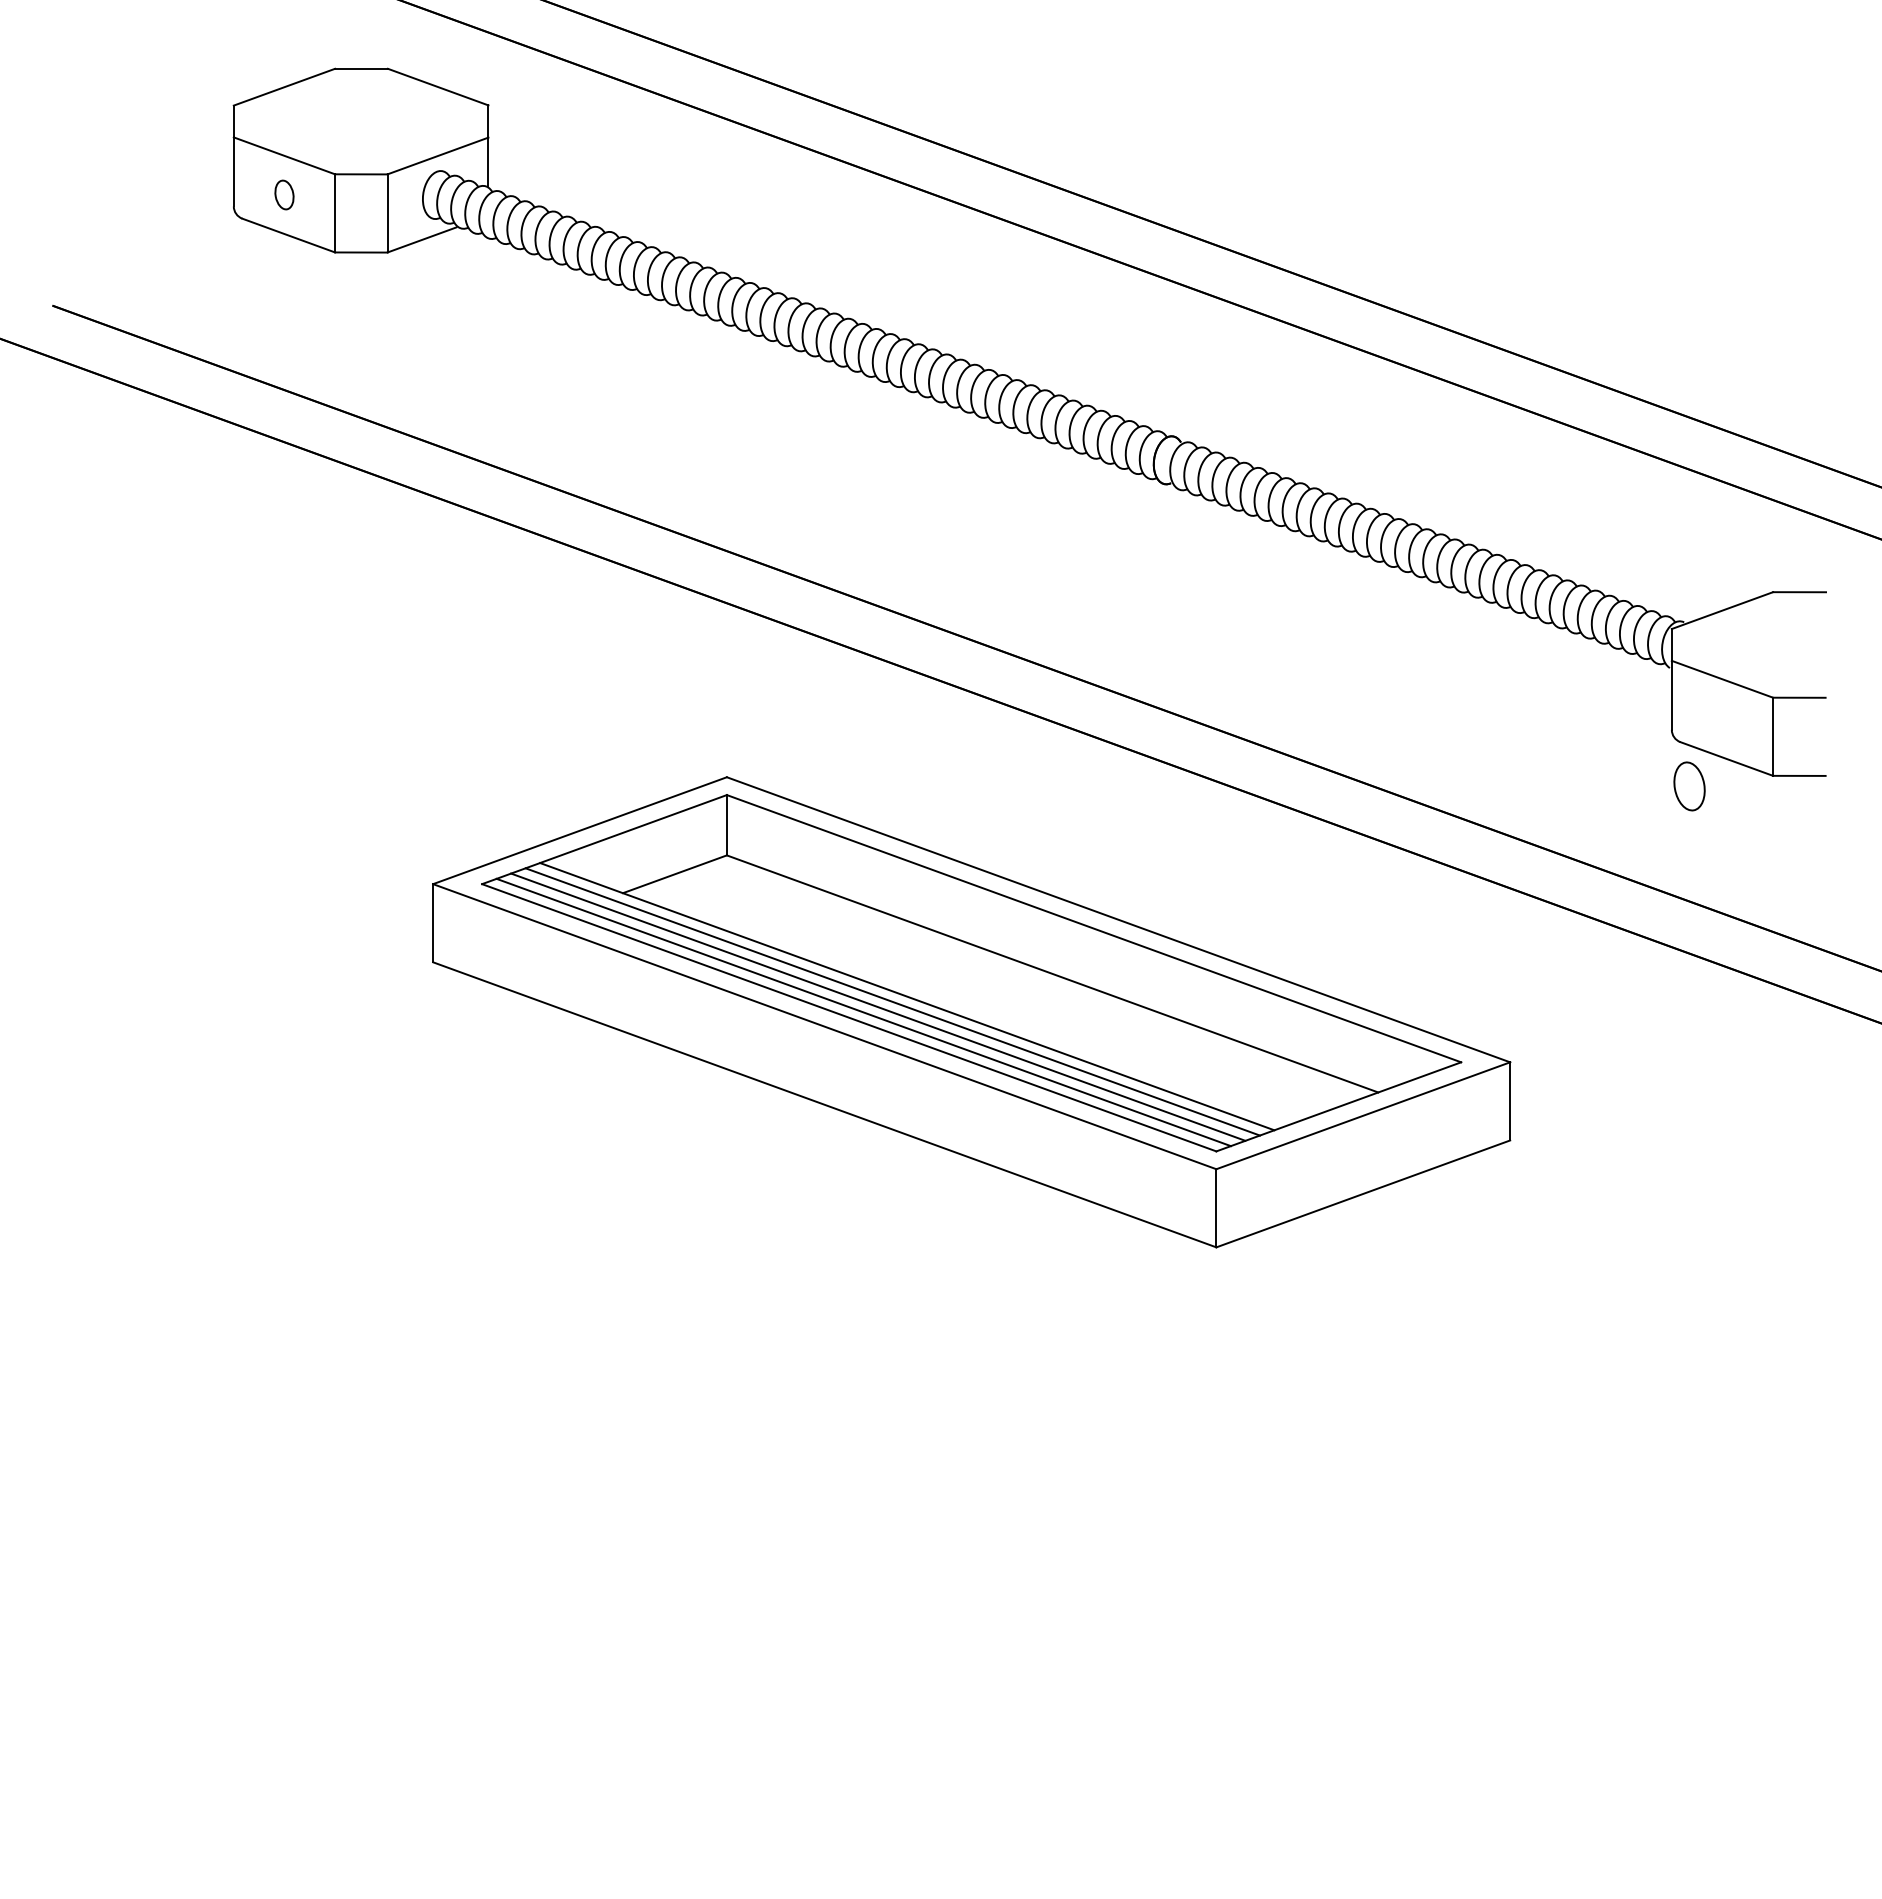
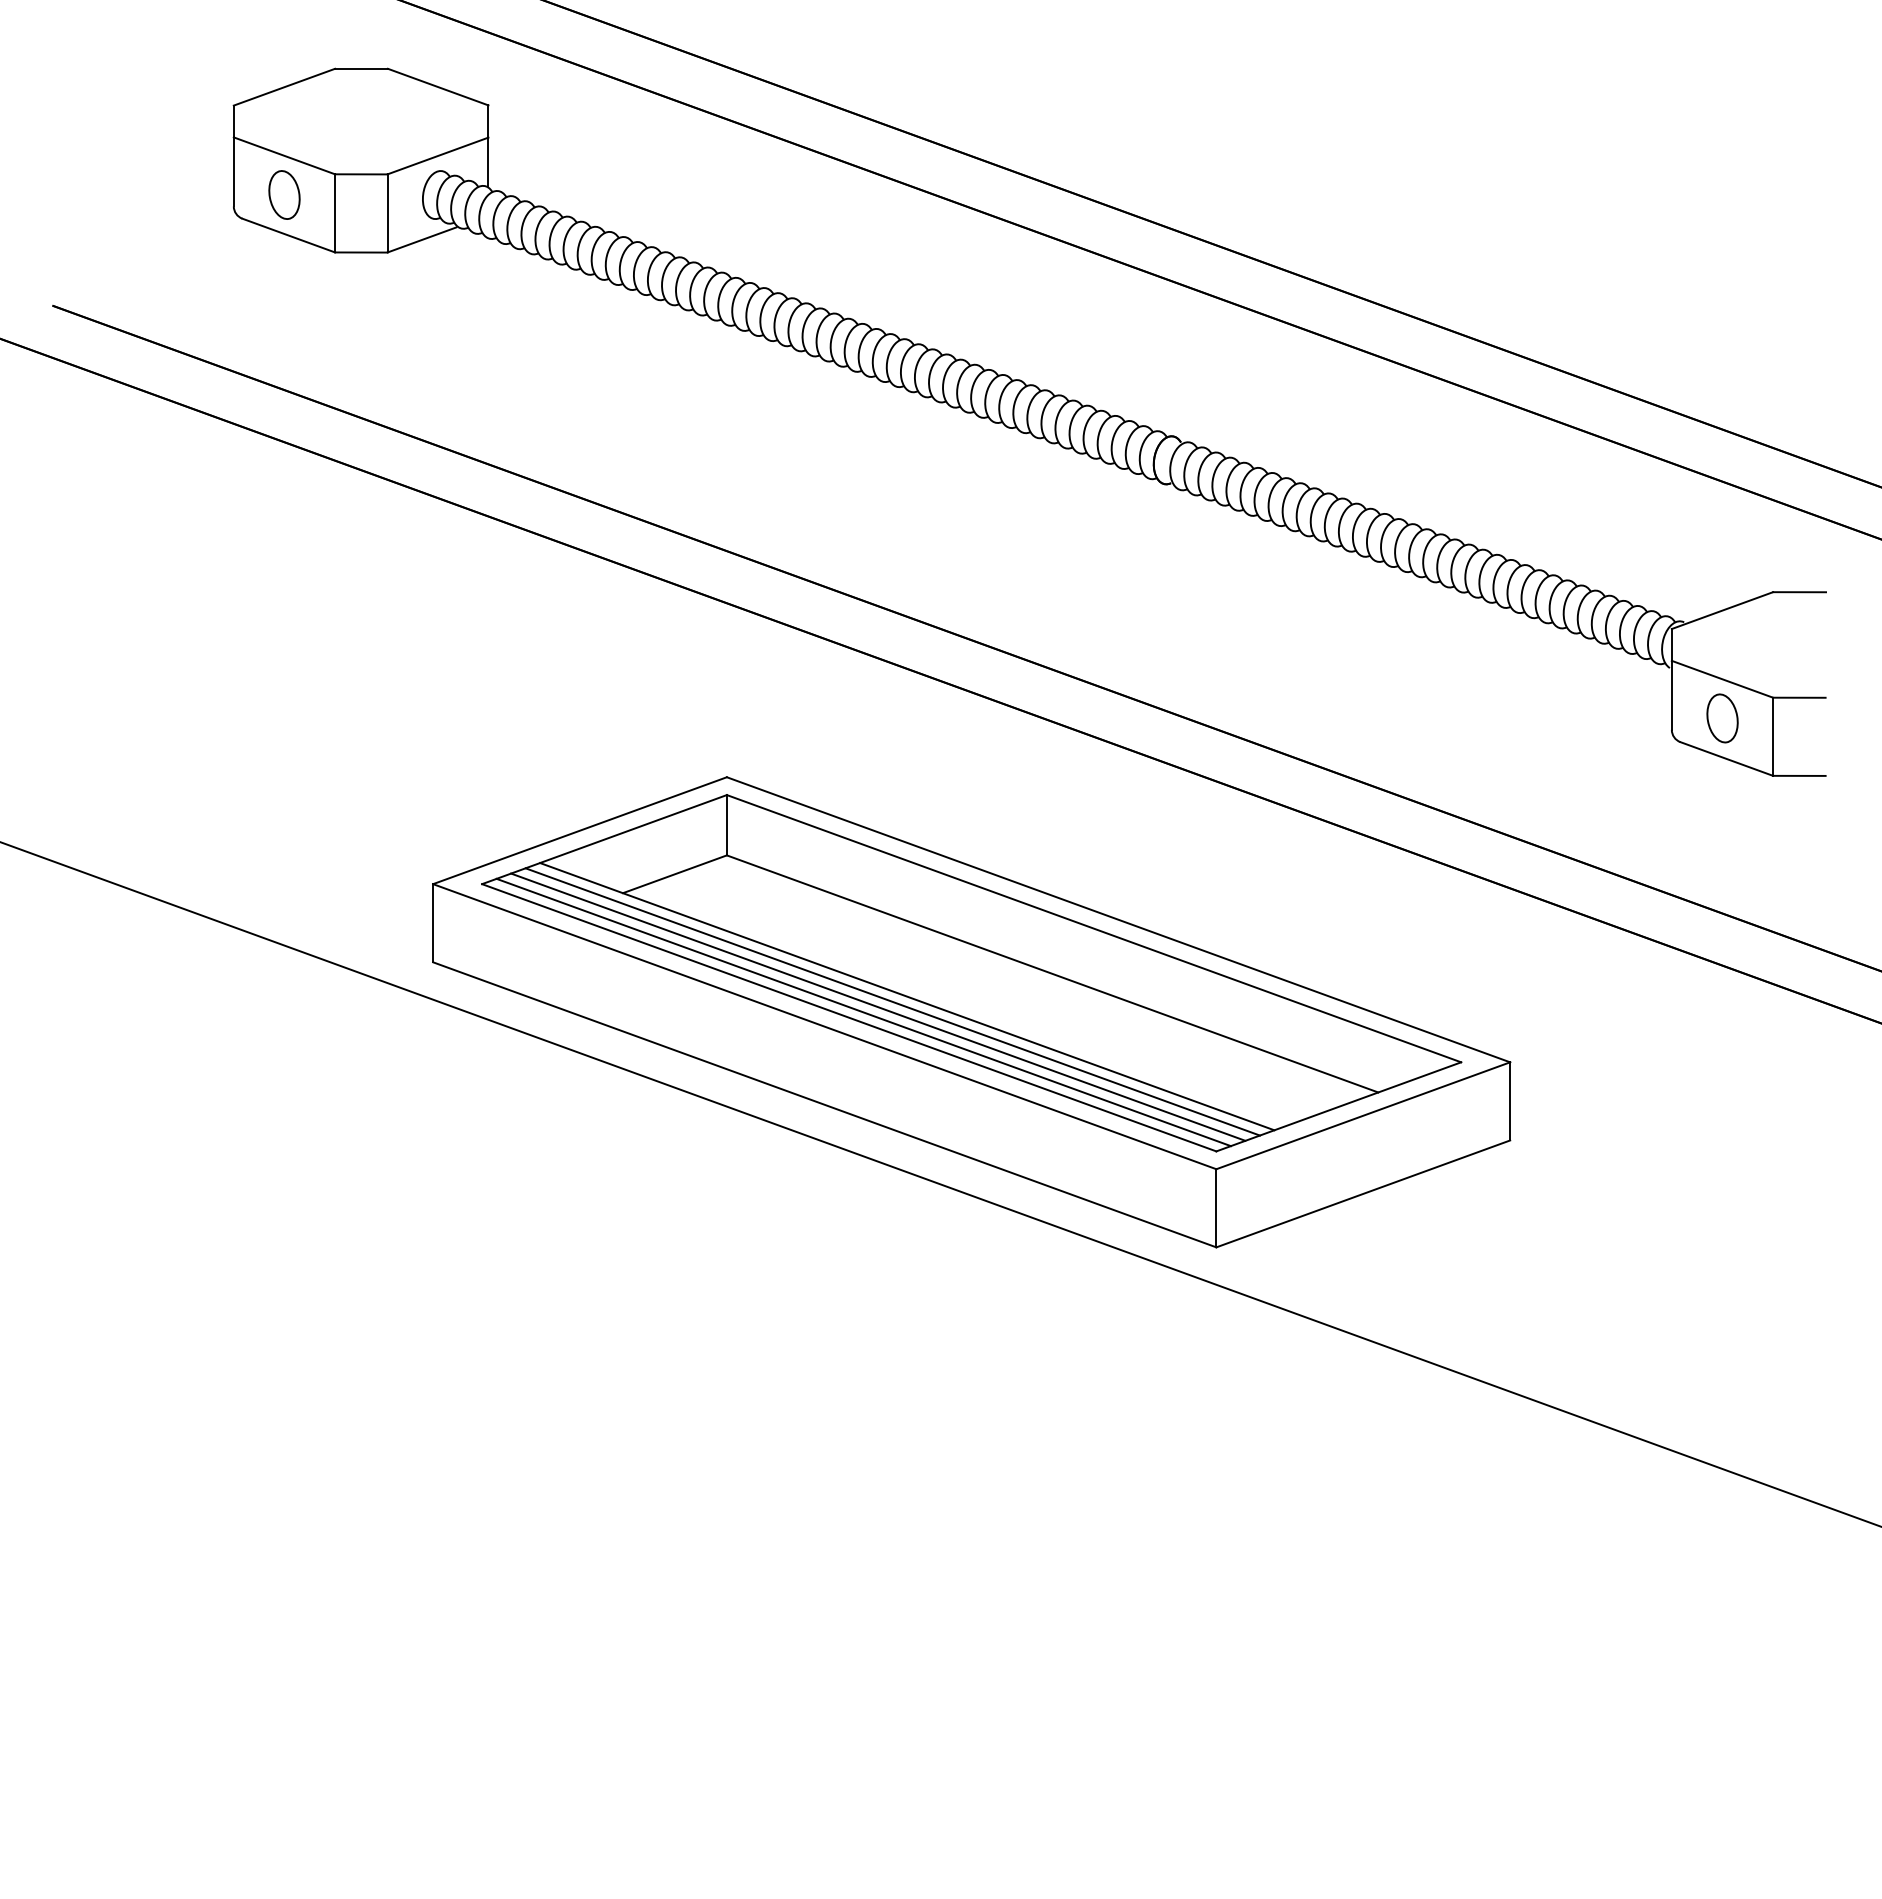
part size: 21x32 px -> 33x50 px (284, 194)
part position: (1689, 786) -> (1722, 718) (1722, 718)
line: none -> present (940, 1183)
